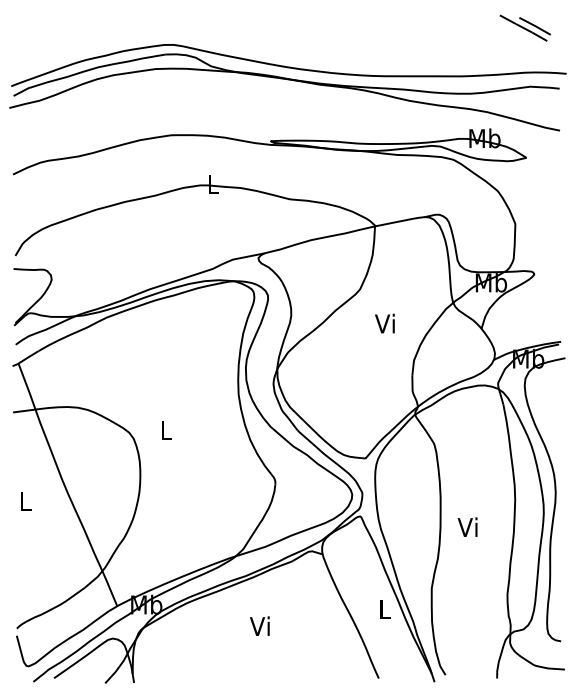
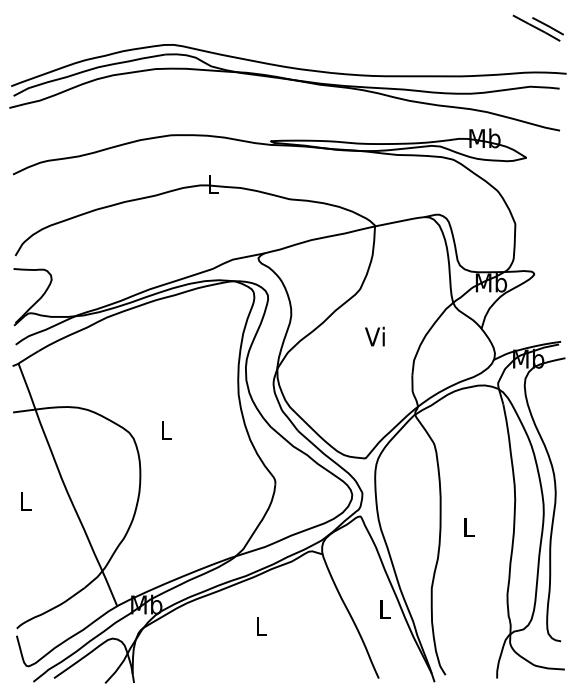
part position: (524, 27) -> (537, 27) (537, 27)
text position: (384, 323) -> (374, 336) (374, 336)
text: Vi -> L (467, 526)
text: Vi -> L (259, 625)
